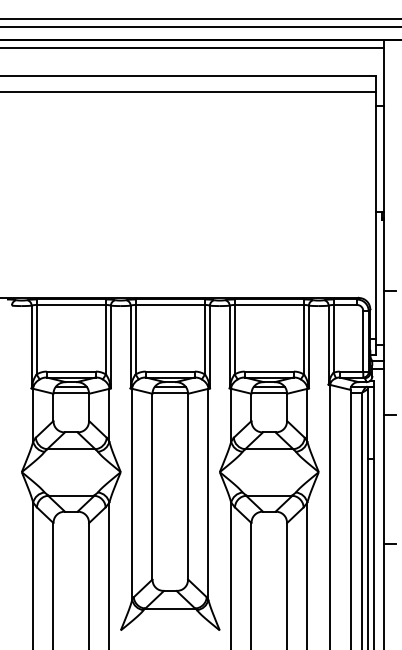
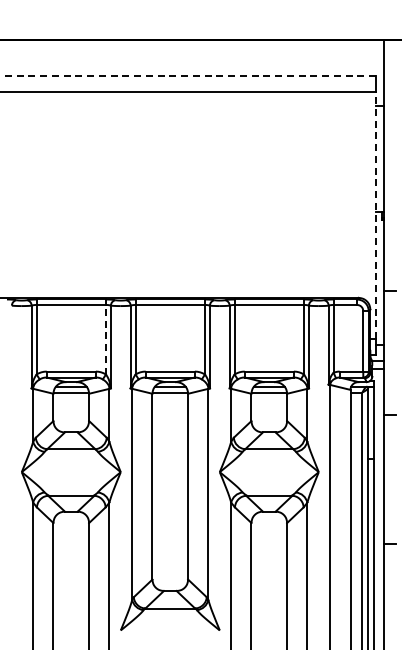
line: present -> none (200, 19)
line: present -> none (200, 27)
line: present -> none (193, 48)
line: solid -> dashed (188, 75)
line: solid -> dashed (376, 215)
line: solid -> dashed (105, 339)
